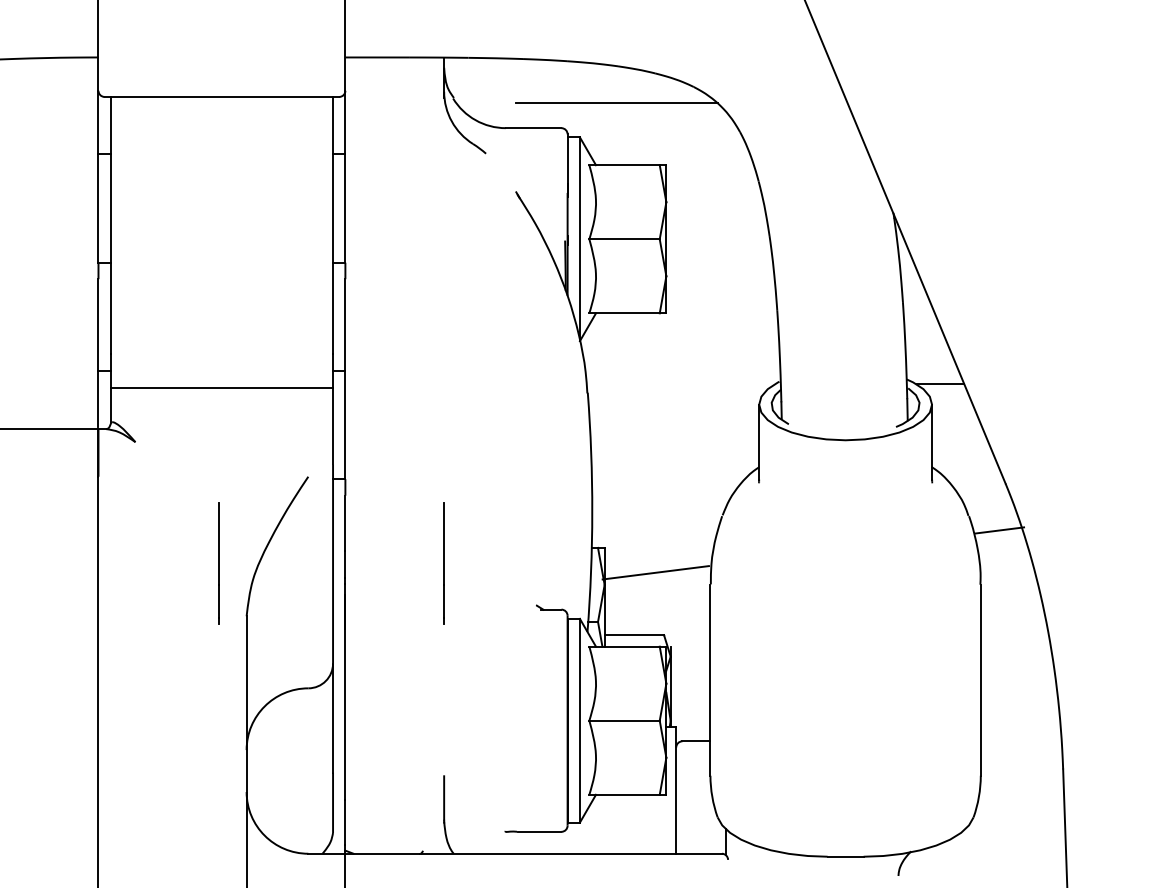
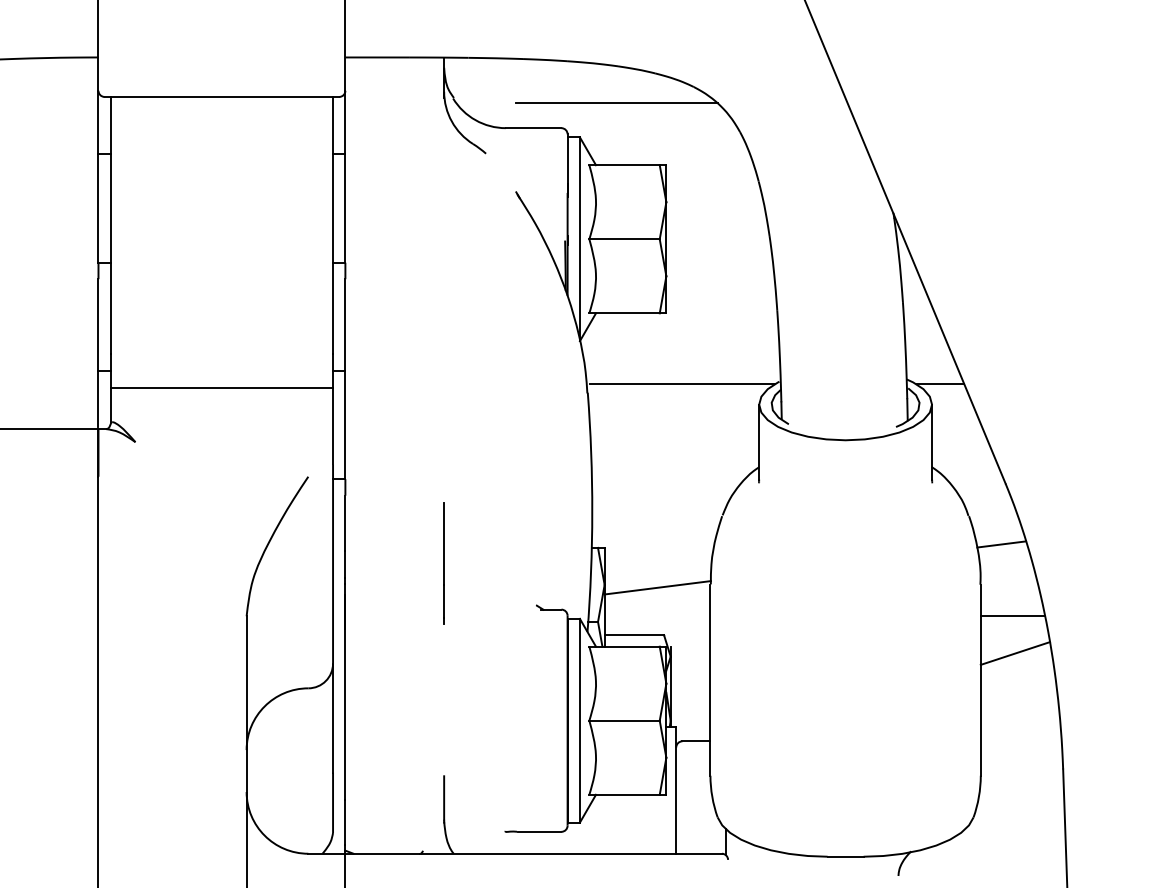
line: none -> present (681, 384)
line position: (999, 530) -> (1001, 544) (1001, 544)
line: present -> none (218, 563)
line position: (655, 572) -> (657, 587) (657, 587)
line: none -> present (1012, 615)
line: none -> present (1014, 653)
